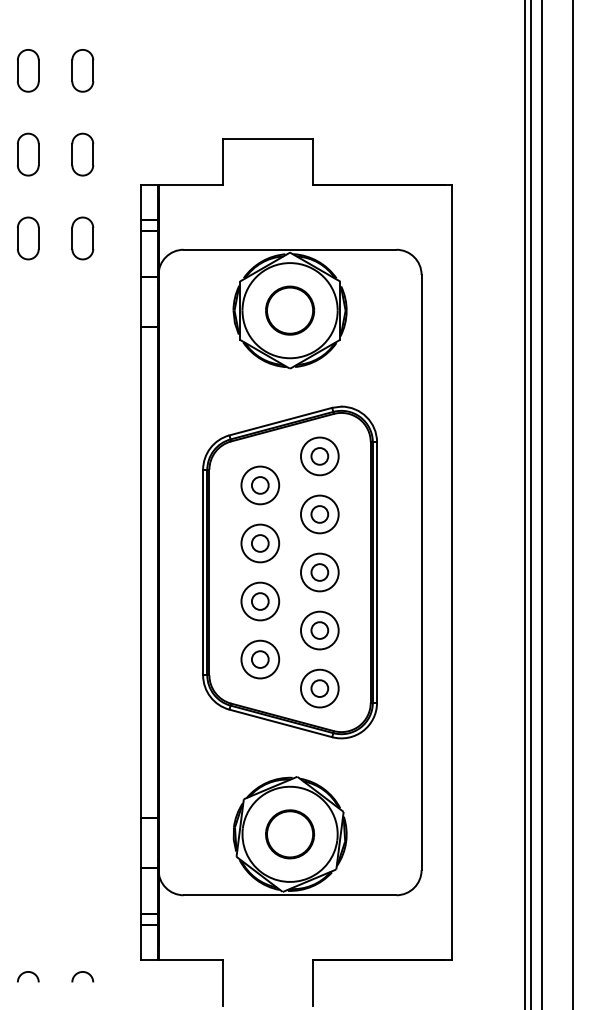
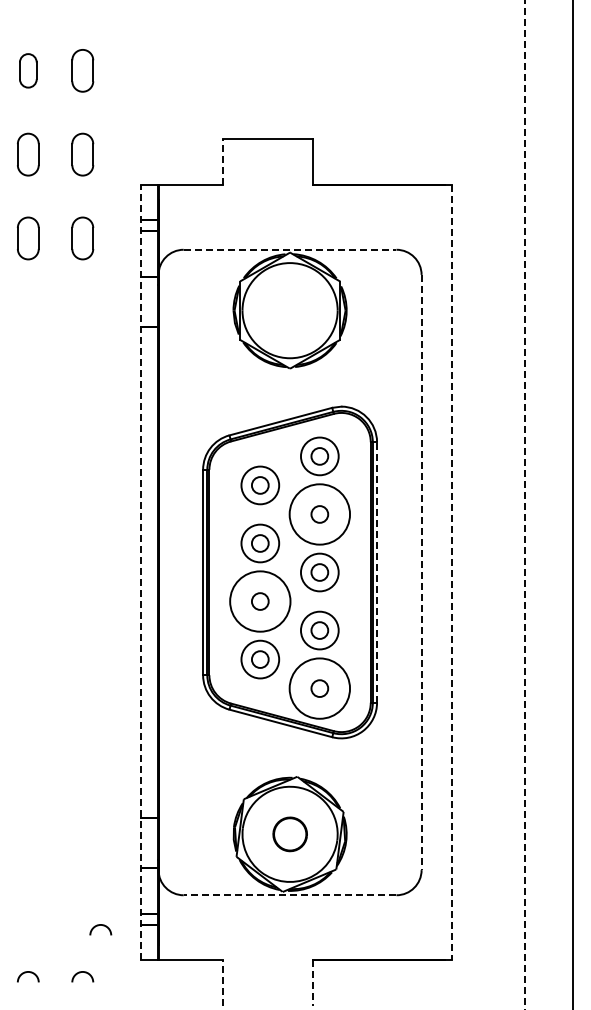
part size: 23x44 px -> 19x36 px (28, 70)
line: solid -> dashed (223, 161)
line: solid -> dashed (290, 249)
part: present -> none (290, 310)
line: solid -> dashed (524, 504)
line: present -> none (531, 504)
line: present -> none (541, 504)
circle diameter: 38 px -> 60 px (319, 514)
line: solid -> dashed (141, 572)
line: solid -> dashed (377, 572)
line: solid -> dashed (421, 572)
line: solid -> dashed (451, 572)
circle diameter: 38 px -> 60 px (260, 601)
circle diameter: 38 px -> 60 px (319, 688)
part size: 51x51 px -> 36x37 px (289, 834)
line: solid -> dashed (289, 895)
arc: none -> present (98, 926)
line: solid -> dashed (223, 982)
line: solid -> dashed (313, 983)
